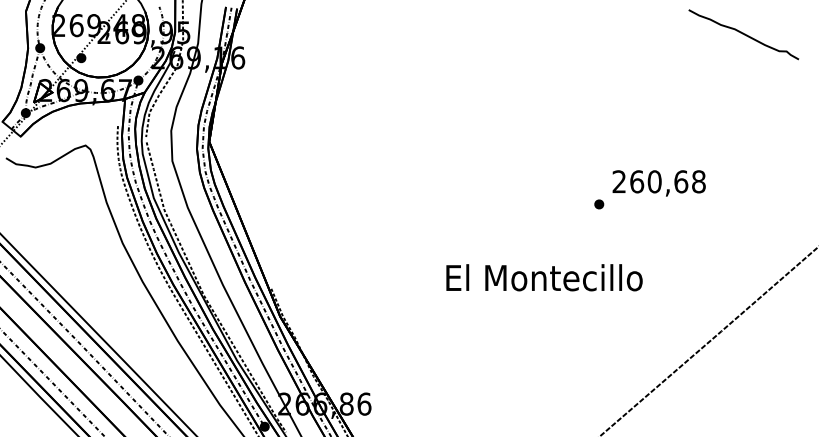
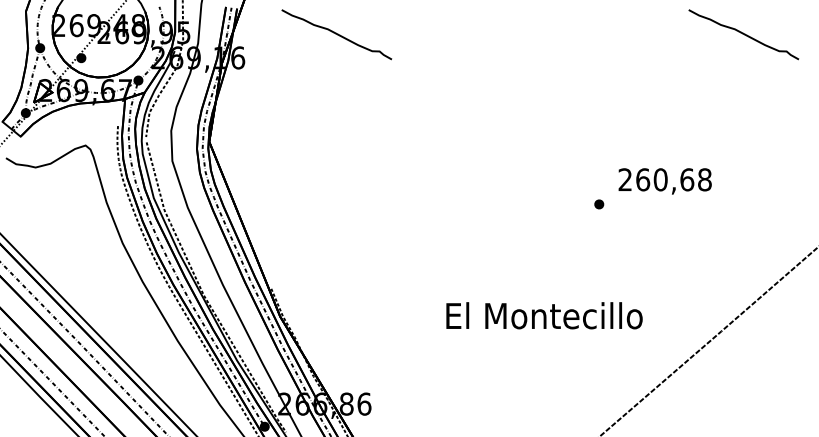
curve: none -> present (336, 34)
text position: (658, 183) -> (664, 181) (664, 181)
text position: (544, 277) -> (544, 315) (544, 315)
